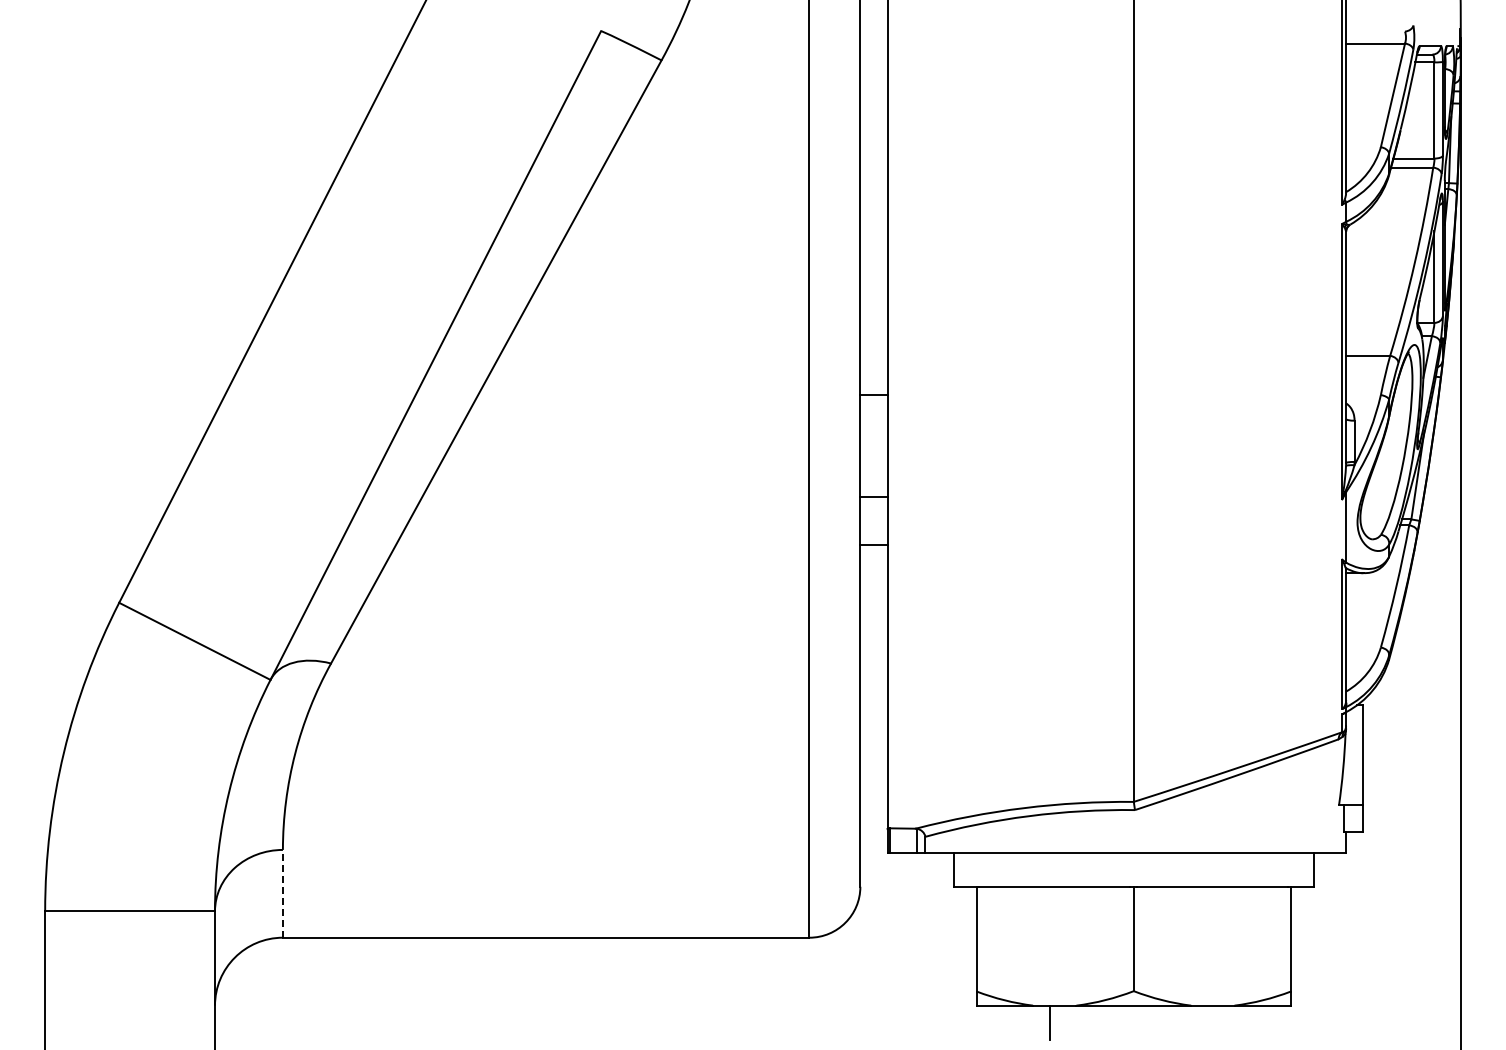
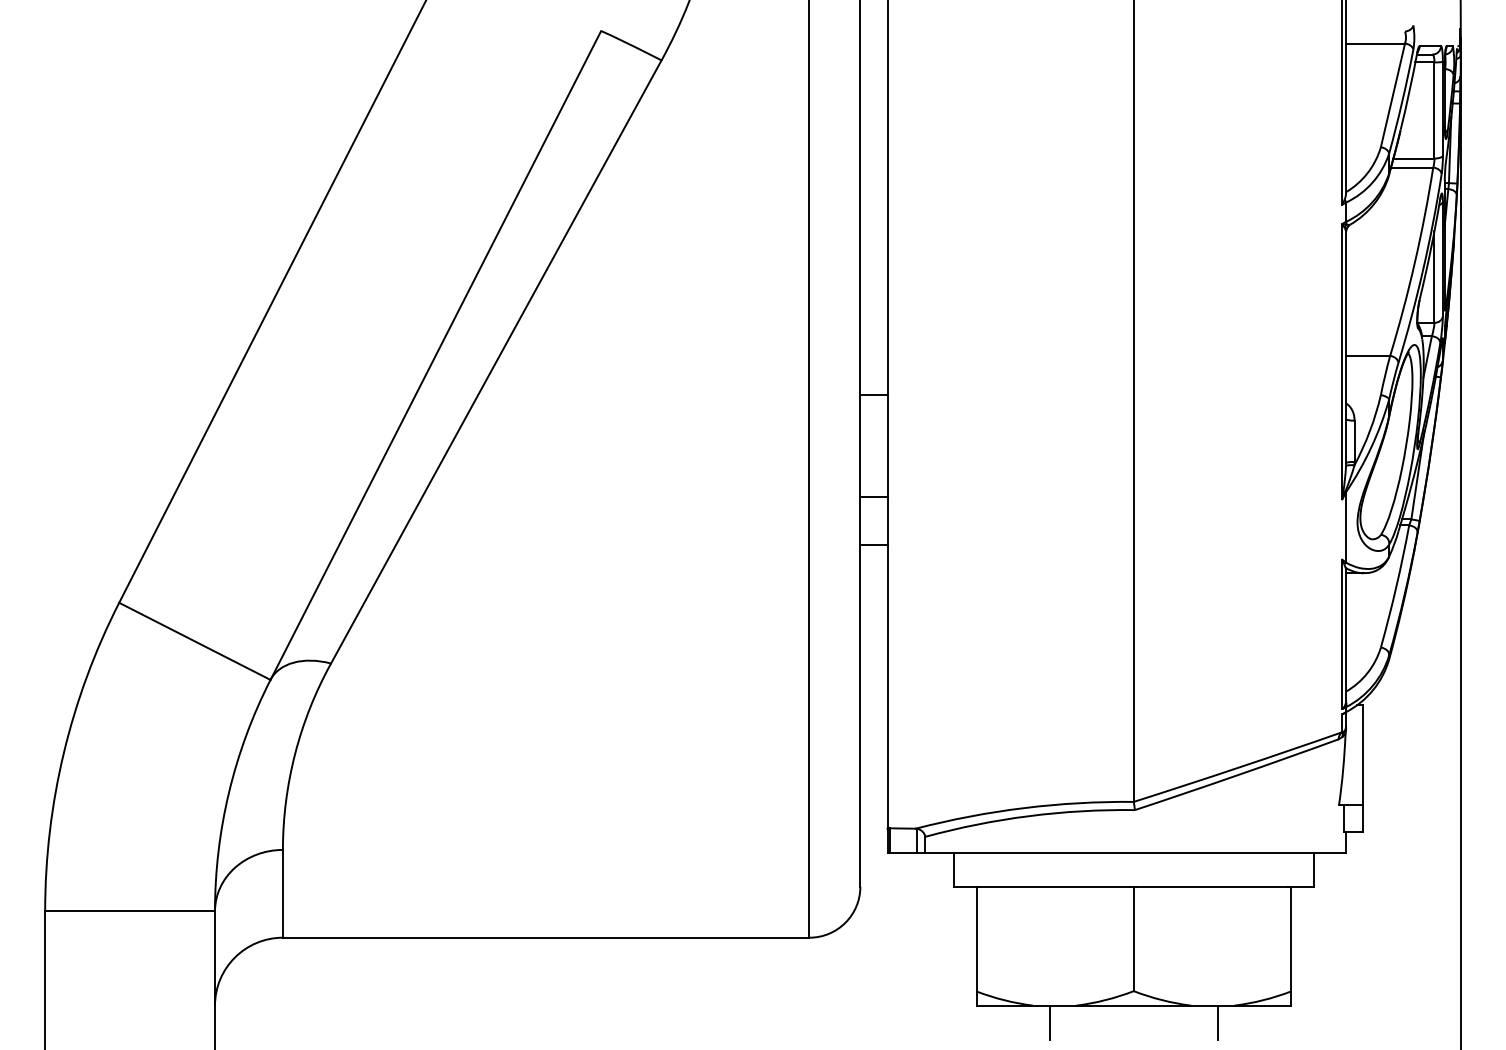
line: dashed -> solid (282, 893)
line: none -> present (1217, 1022)
